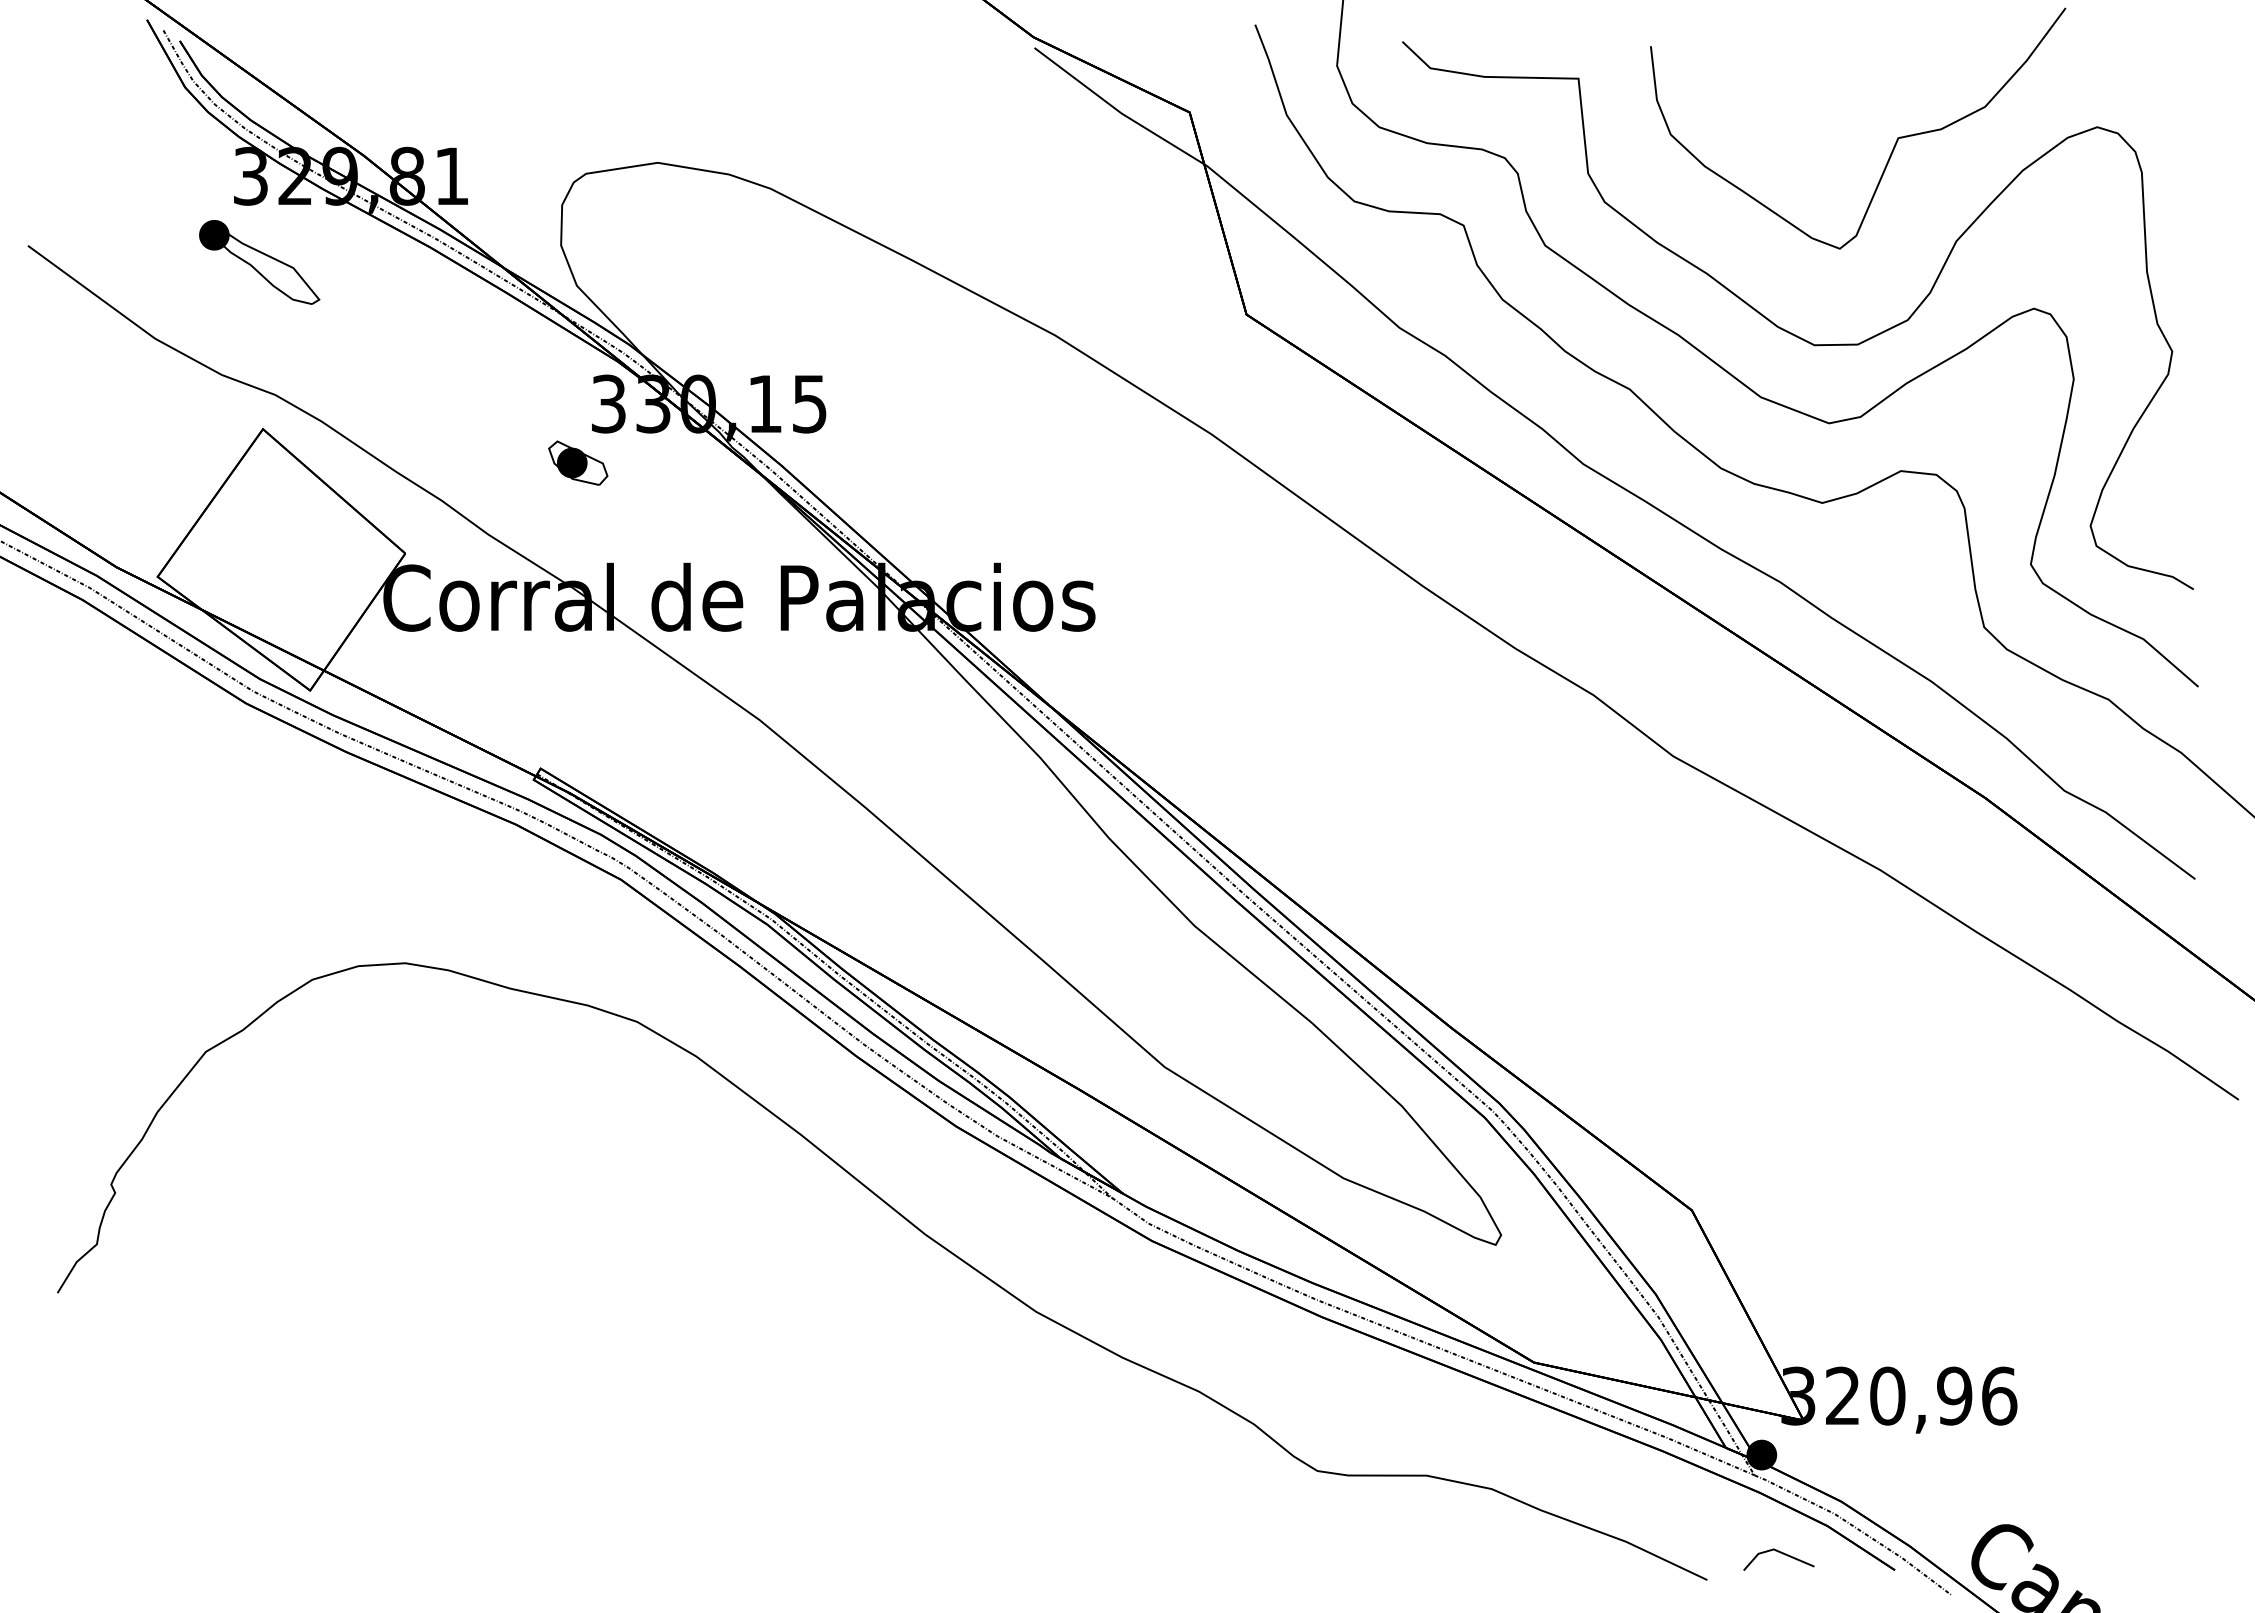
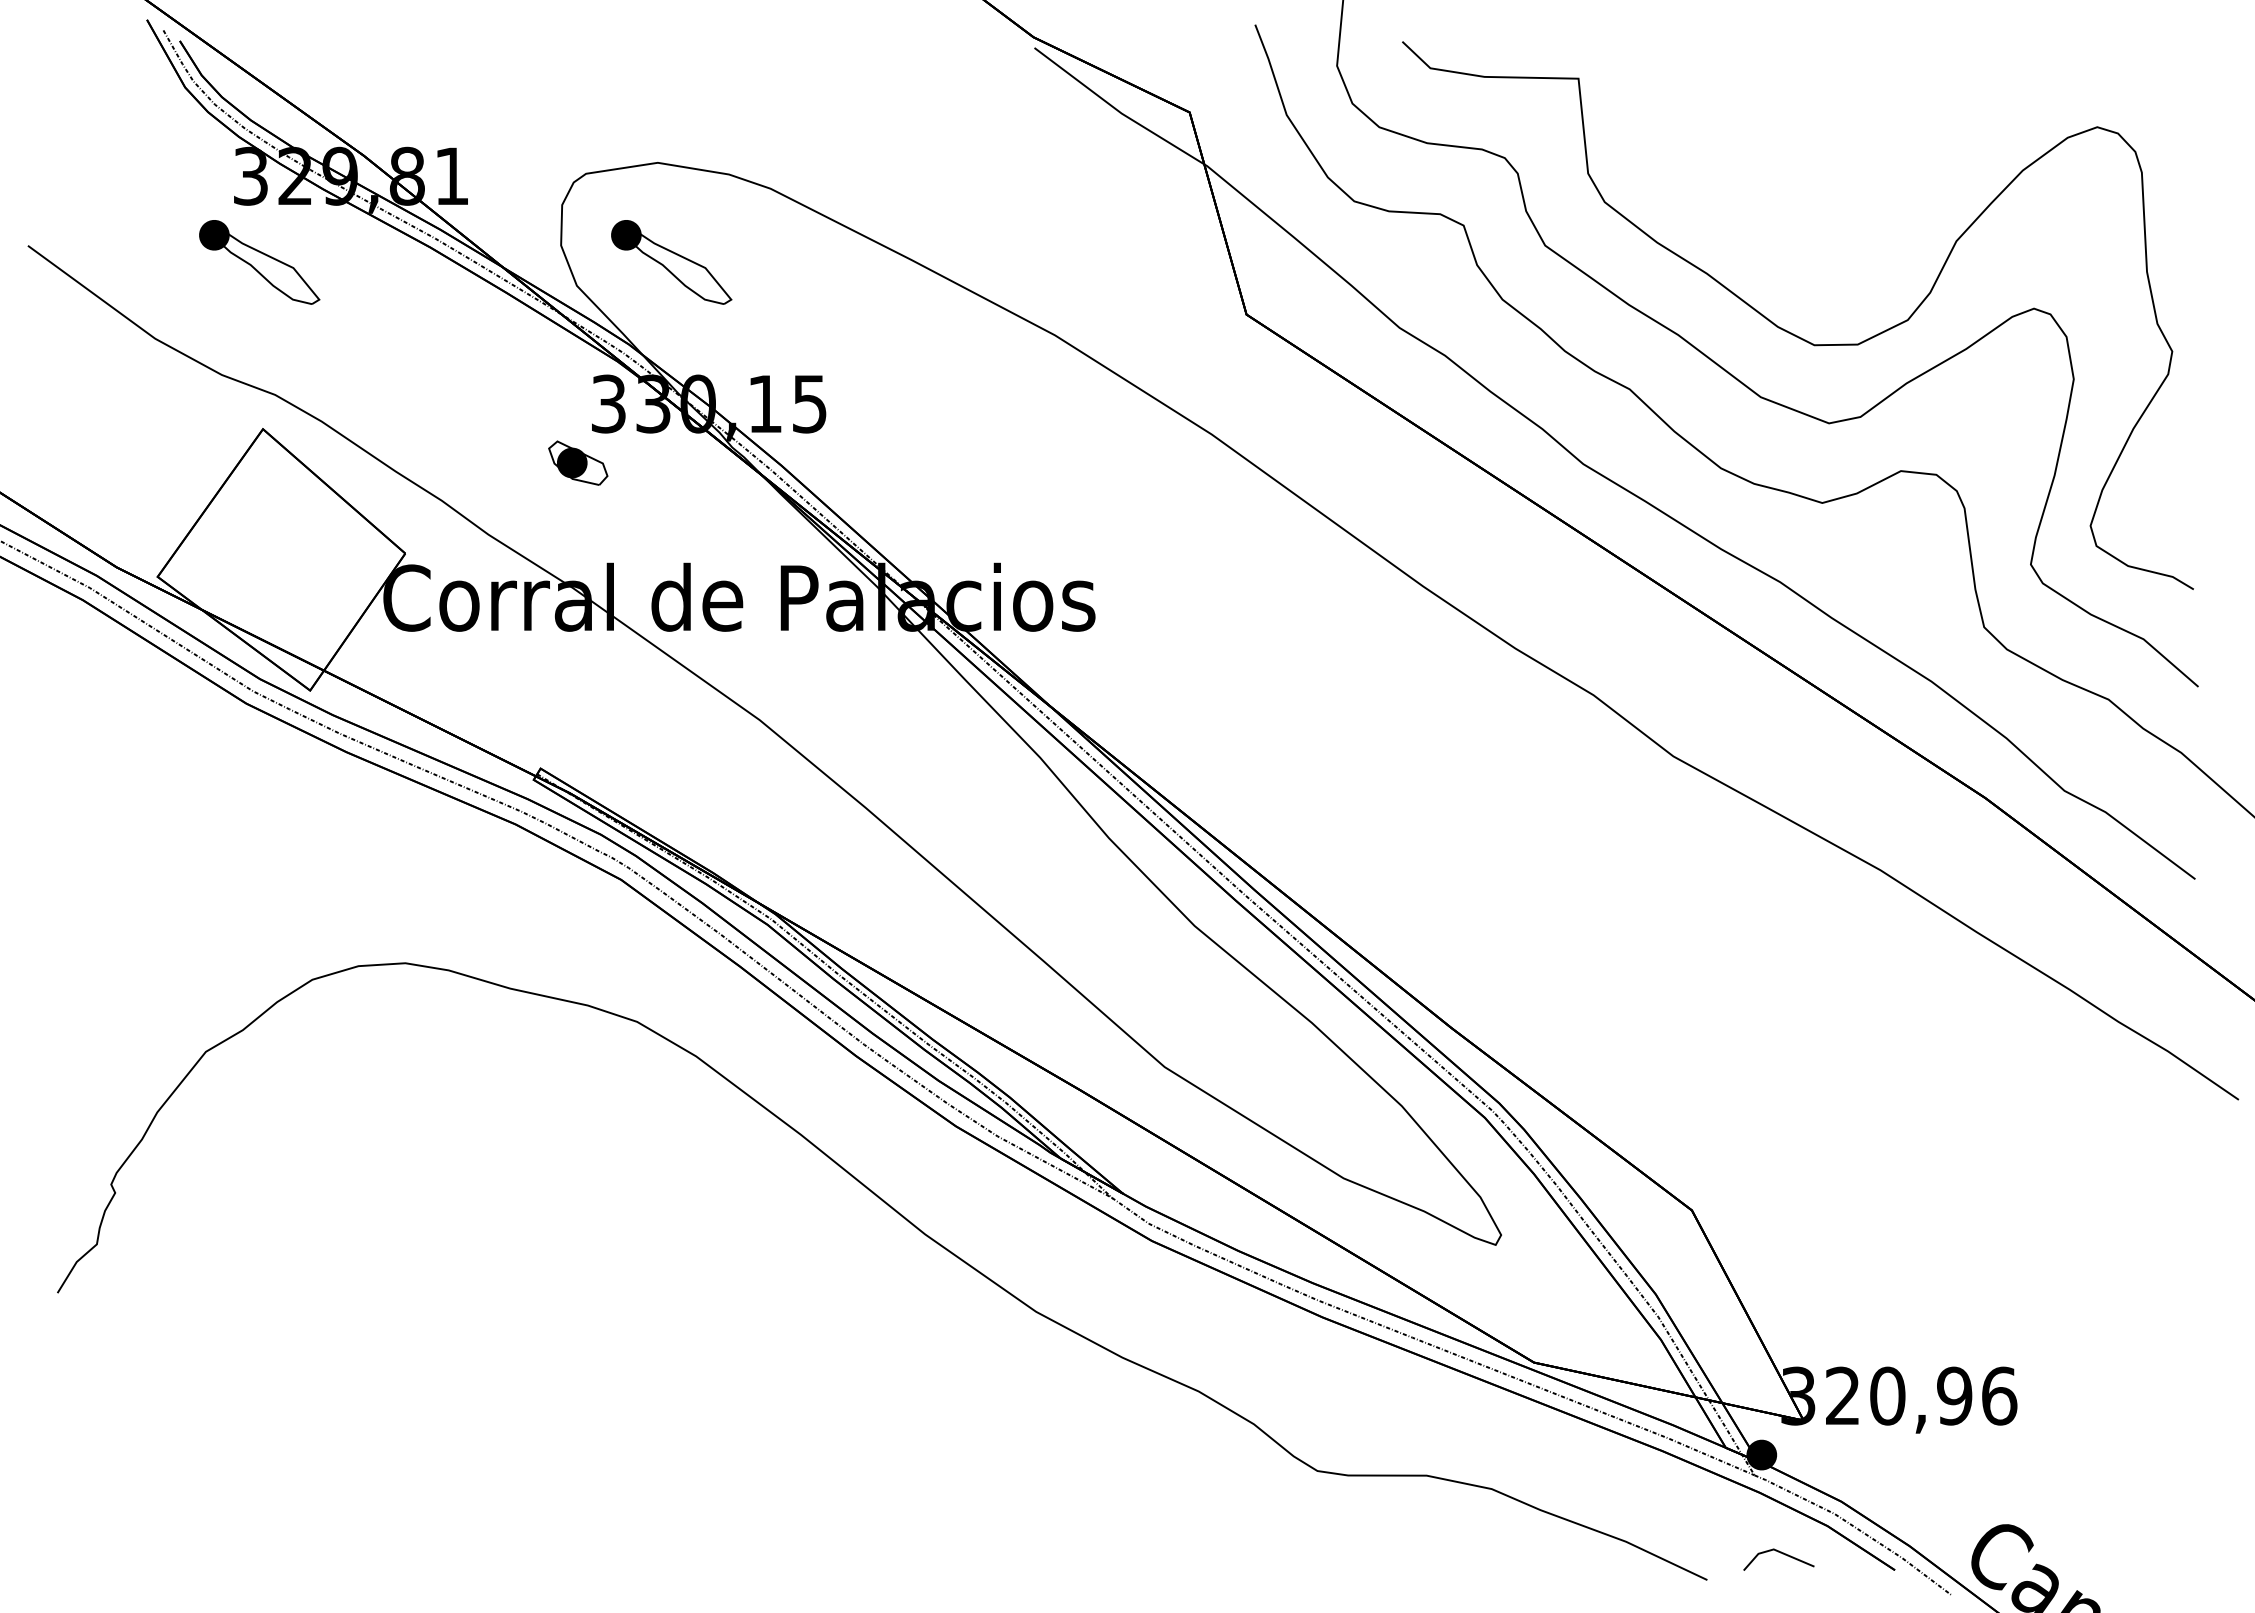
part: present -> none (1893, 146)
part: none -> present (671, 262)
